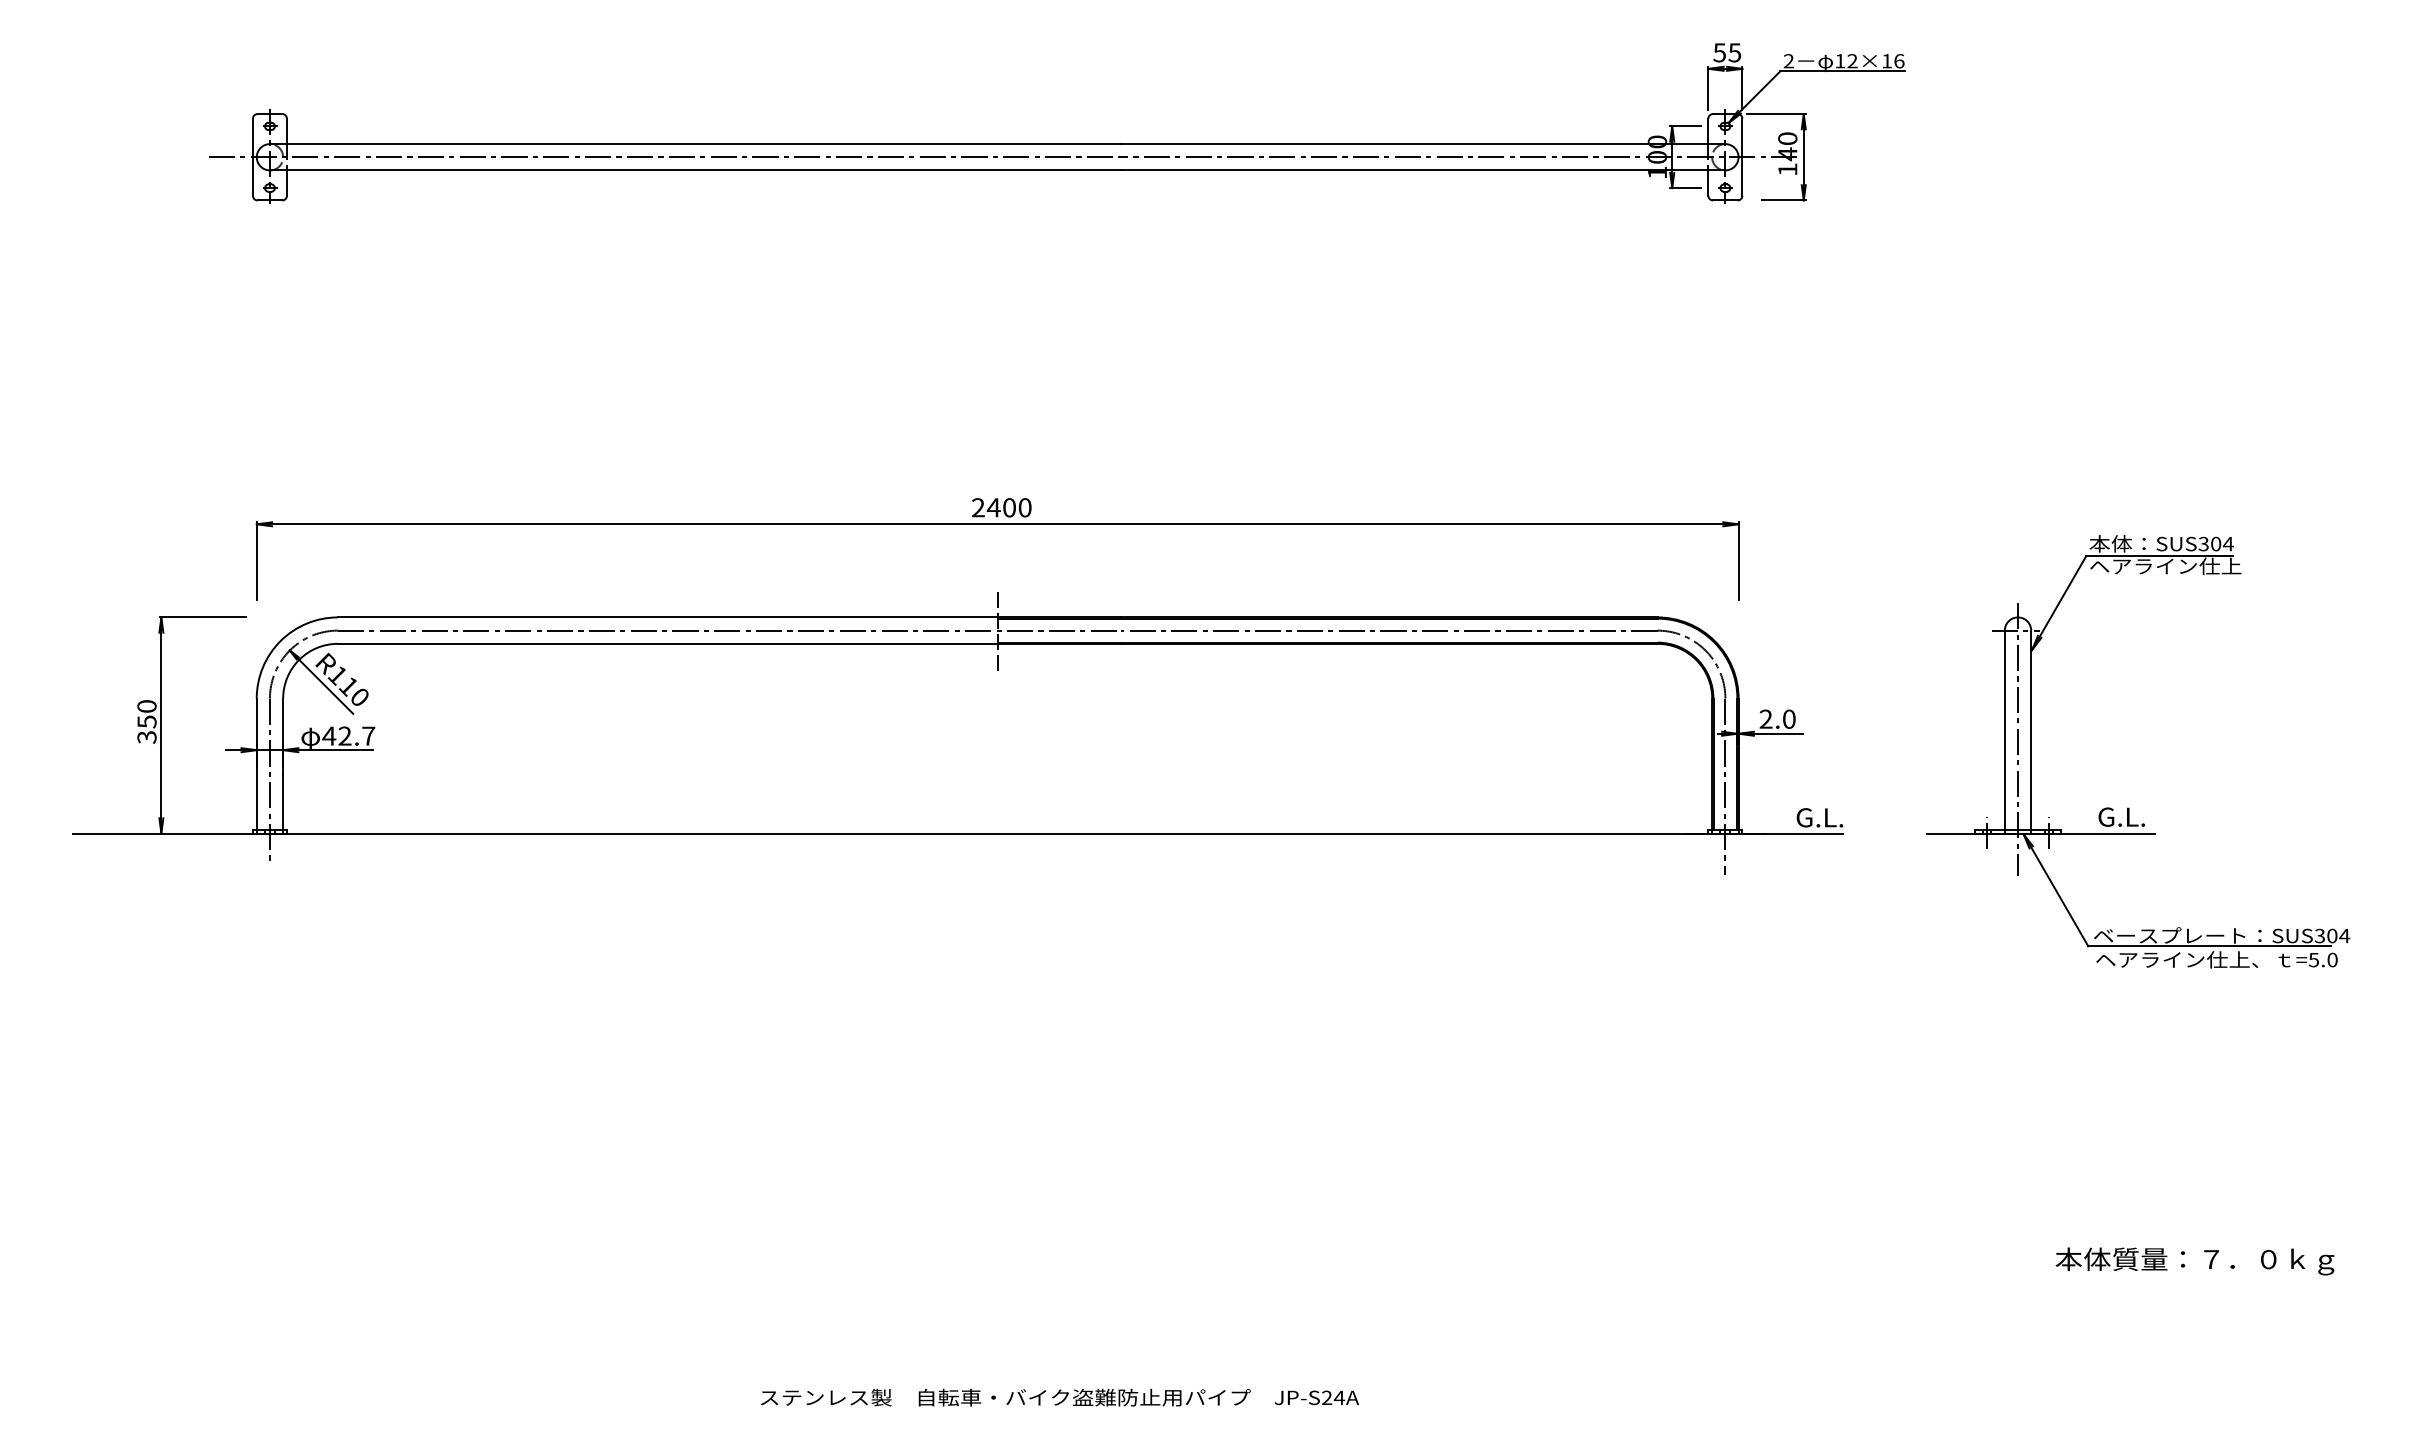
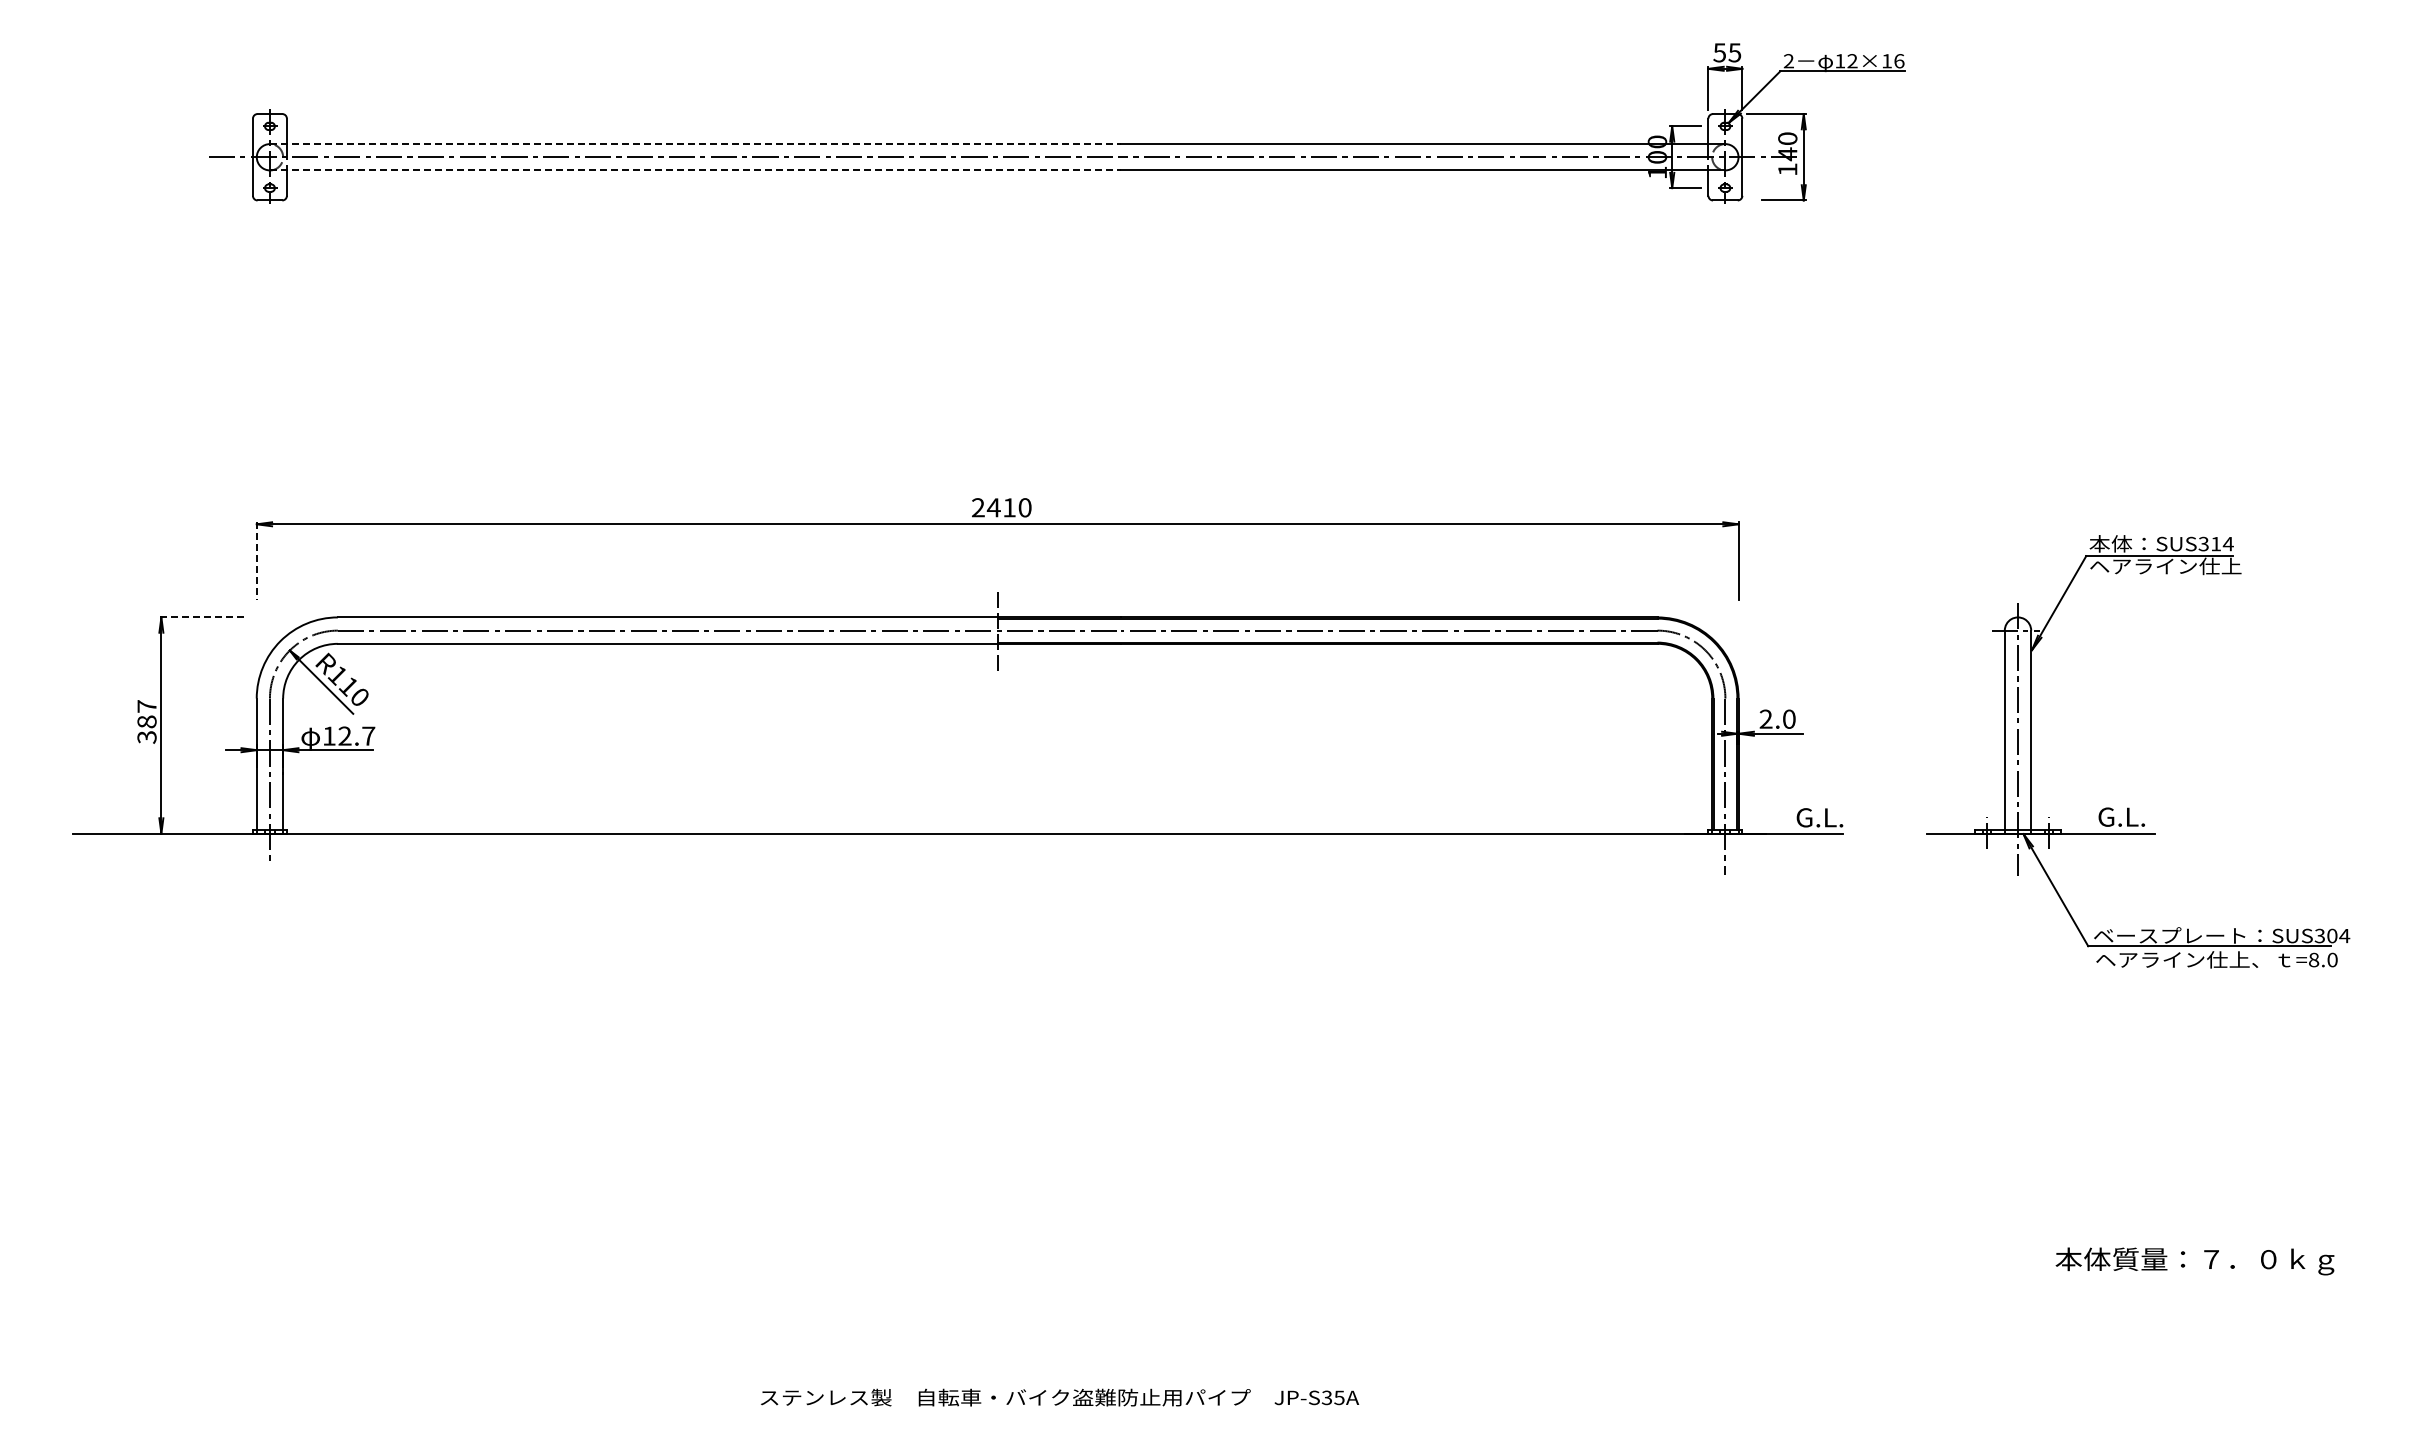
line: solid -> dashed (695, 144)
line: solid -> dashed (695, 170)
text: 2400 -> 2410 (1009, 507)
text: SUS304 -> SUS314 (2216, 543)
line: solid -> dashed (256, 561)
line: solid -> dashed (203, 617)
text: 350 -> 387 (146, 714)
text: 42.7 -> 12.7 (329, 735)
text: =5.0 -> =8.0 (2313, 959)
text: JP-S24A -> JP-S35A (1333, 1397)
